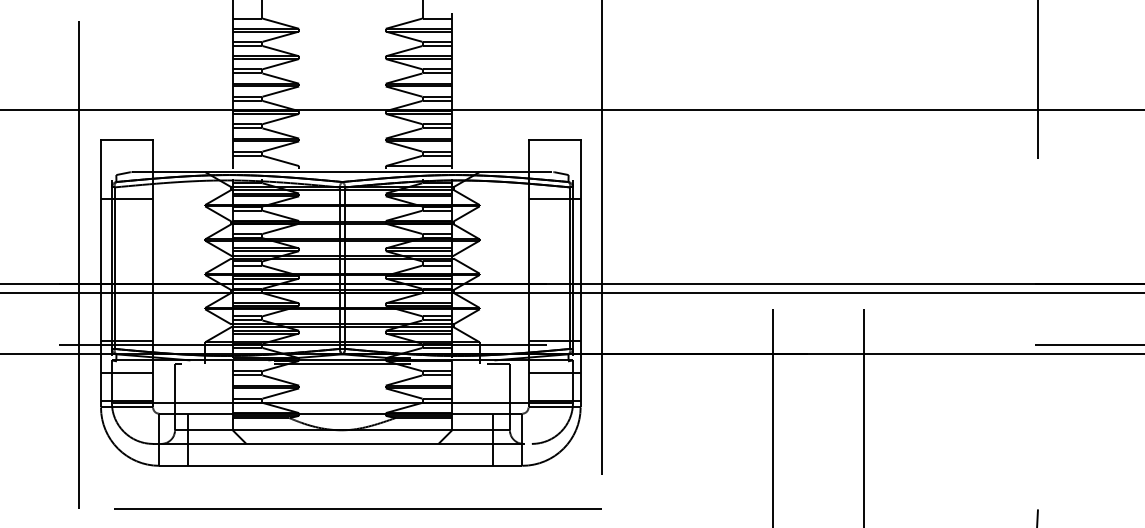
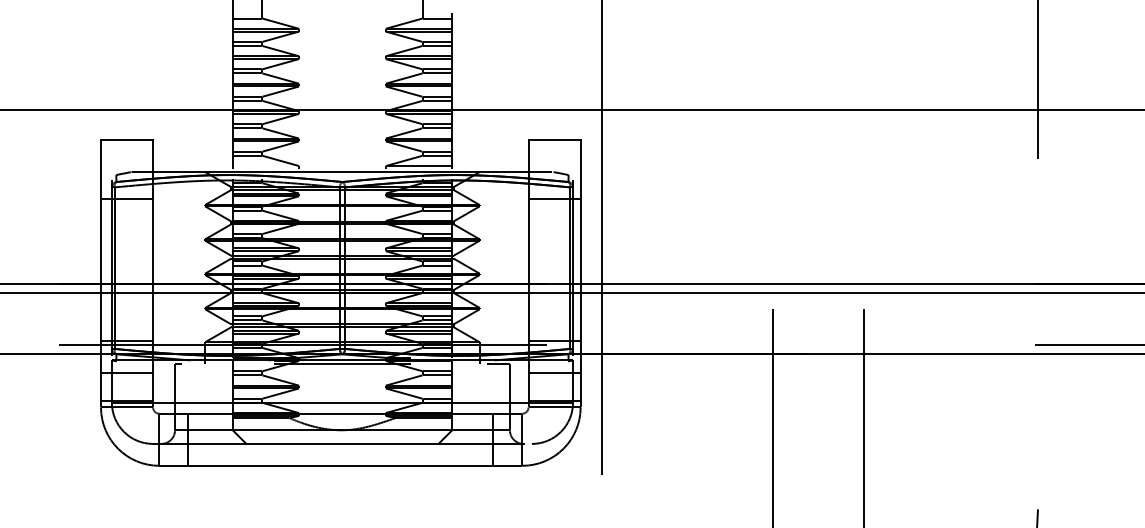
line: present -> none (79, 255)
line: present -> none (357, 508)
